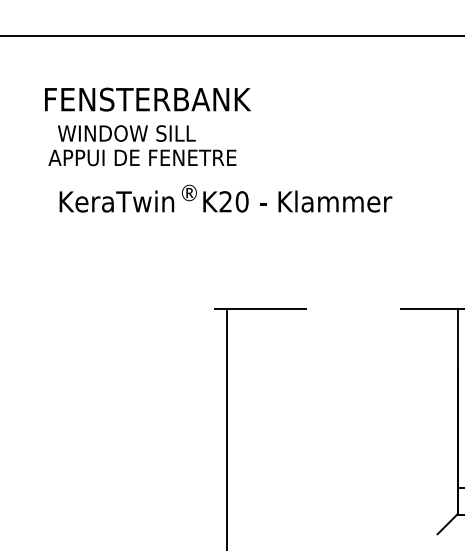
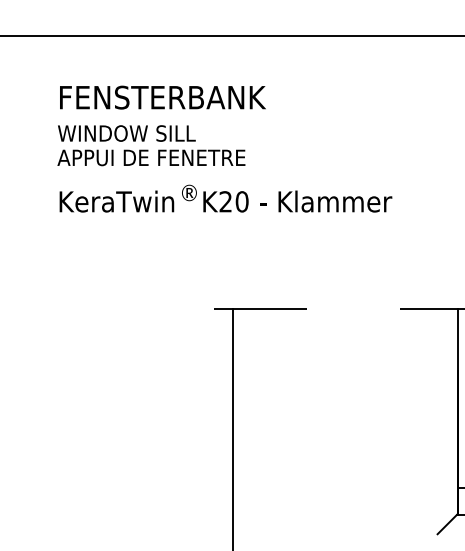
text position: (147, 99) -> (162, 97) (162, 97)
text position: (142, 157) -> (151, 157) (151, 157)
line position: (226, 427) -> (232, 427) (232, 427)
